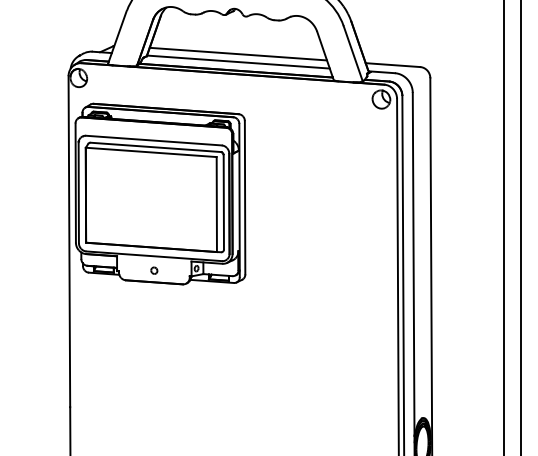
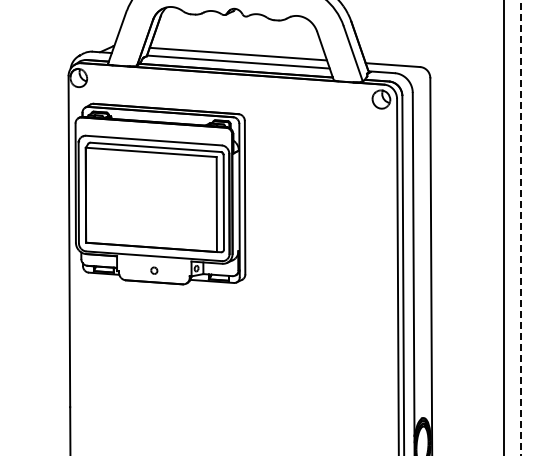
line: solid -> dashed (520, 228)
